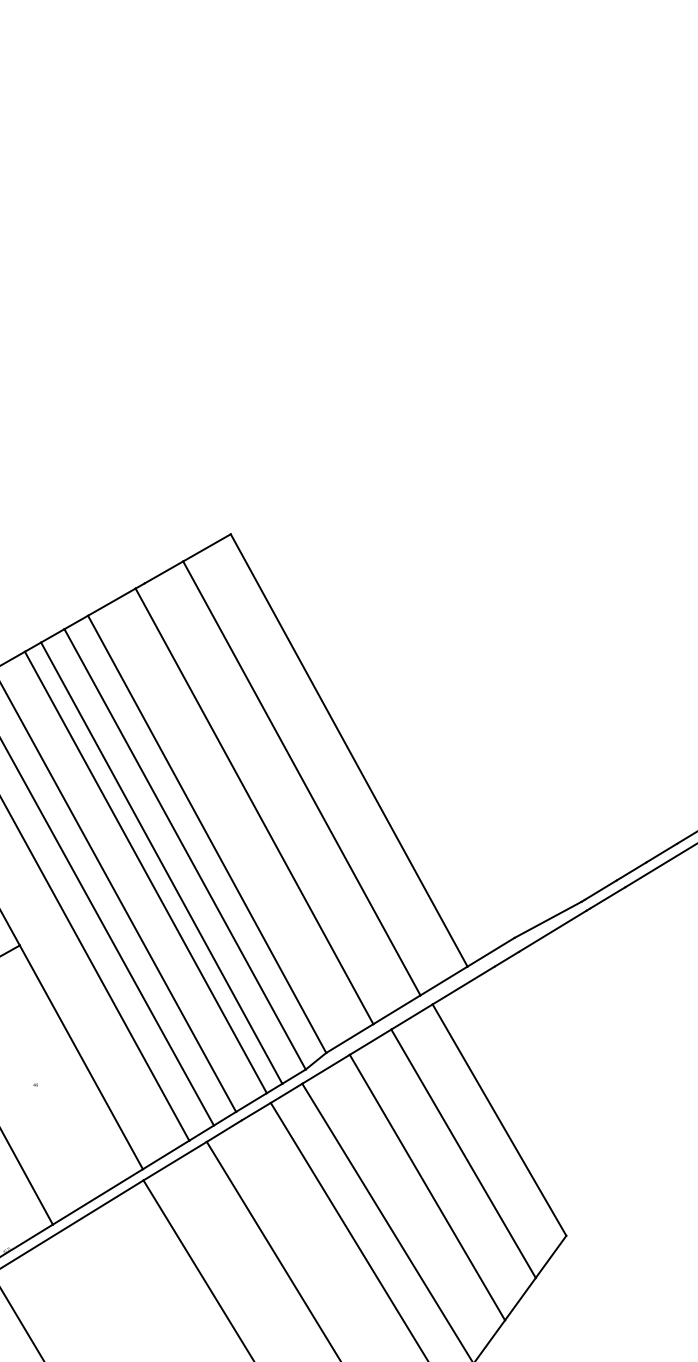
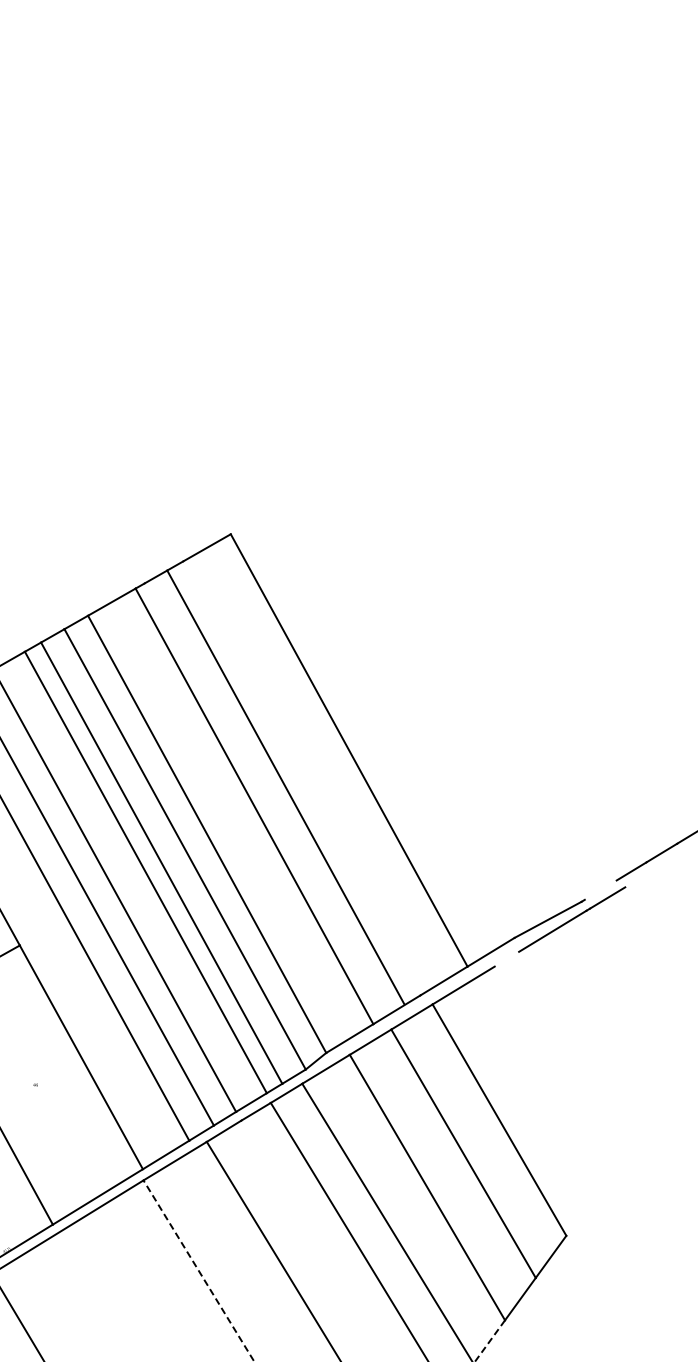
line position: (301, 778) -> (285, 787) (285, 787)
line: present -> none (659, 866)
line: present -> none (600, 889)
line: present -> none (506, 958)
line: solid -> dashed (198, 1270)
line: solid -> dashed (489, 1341)
